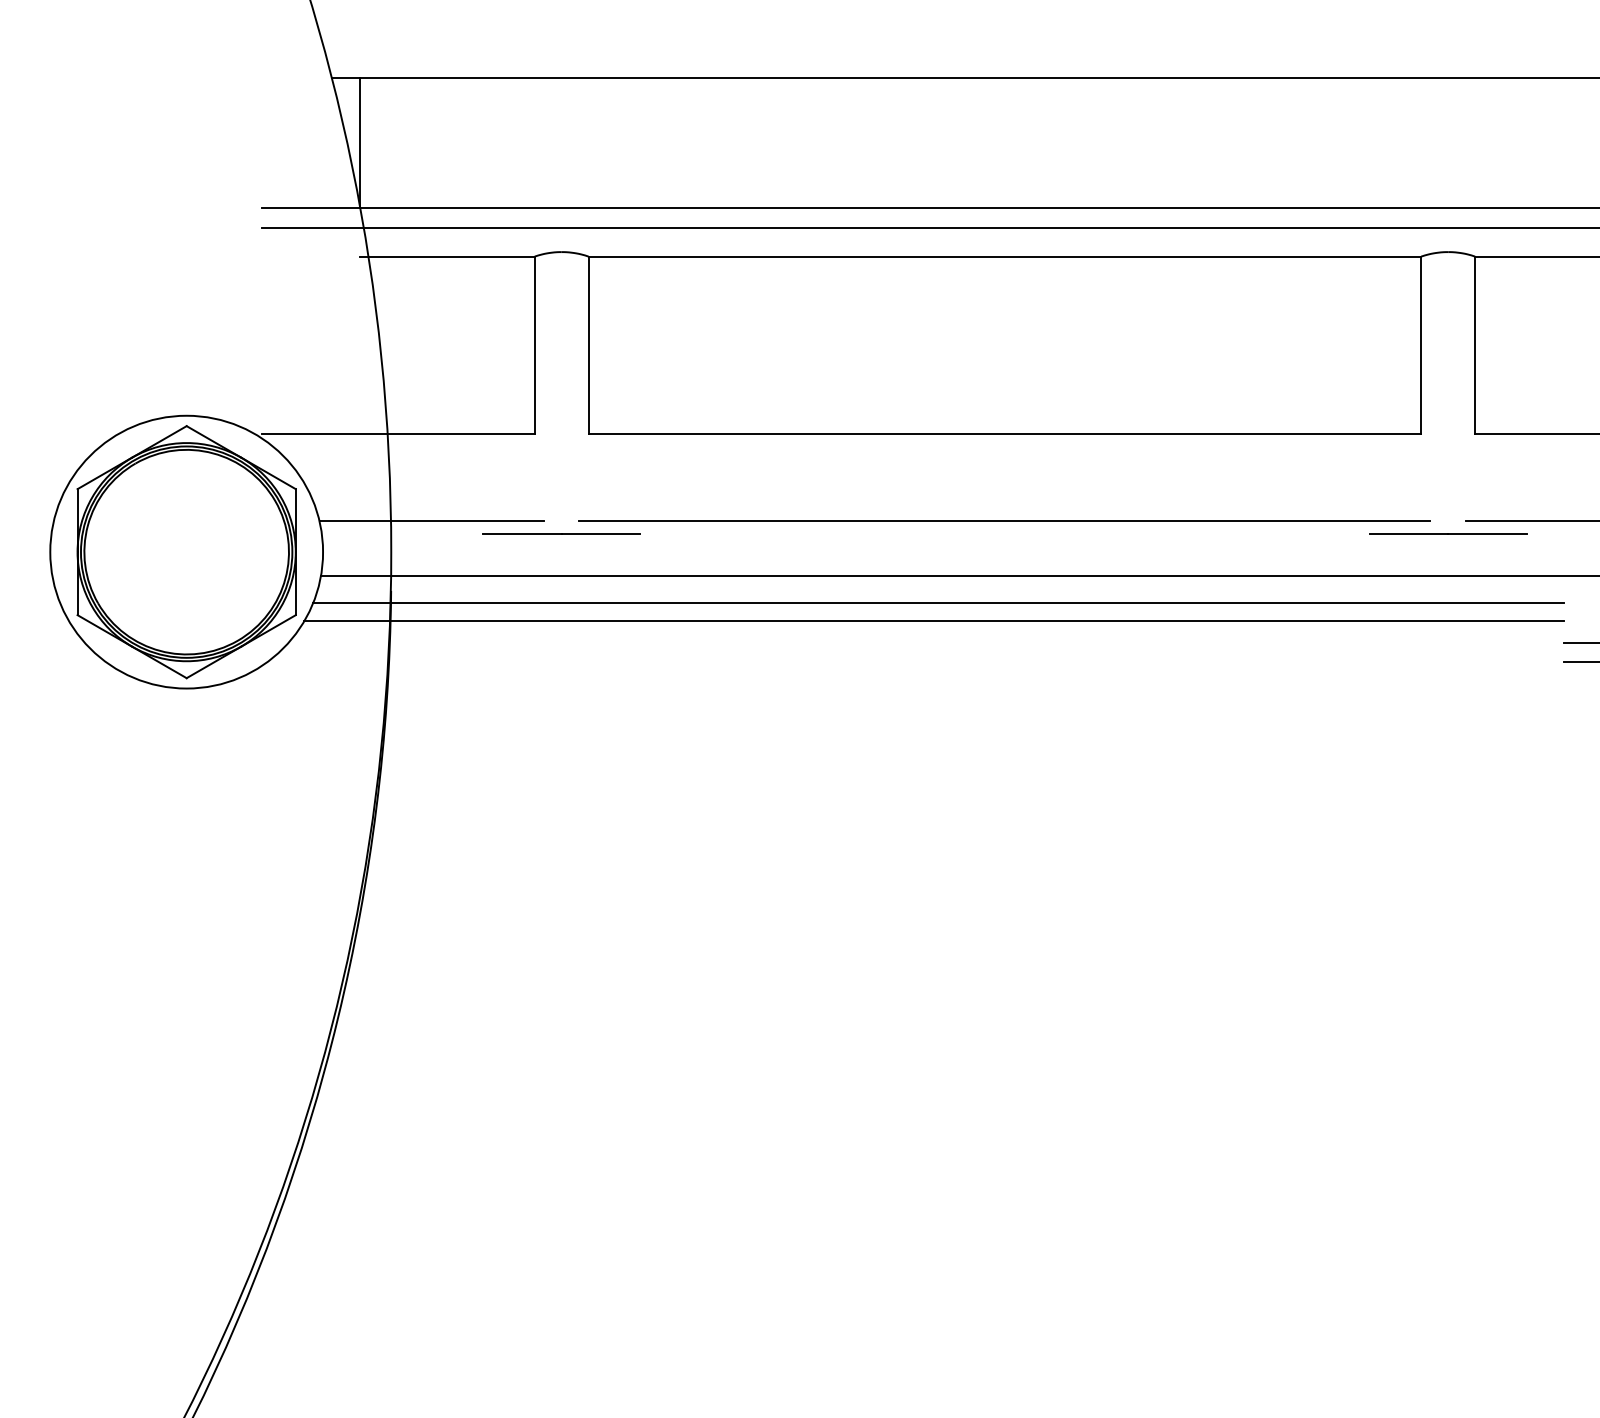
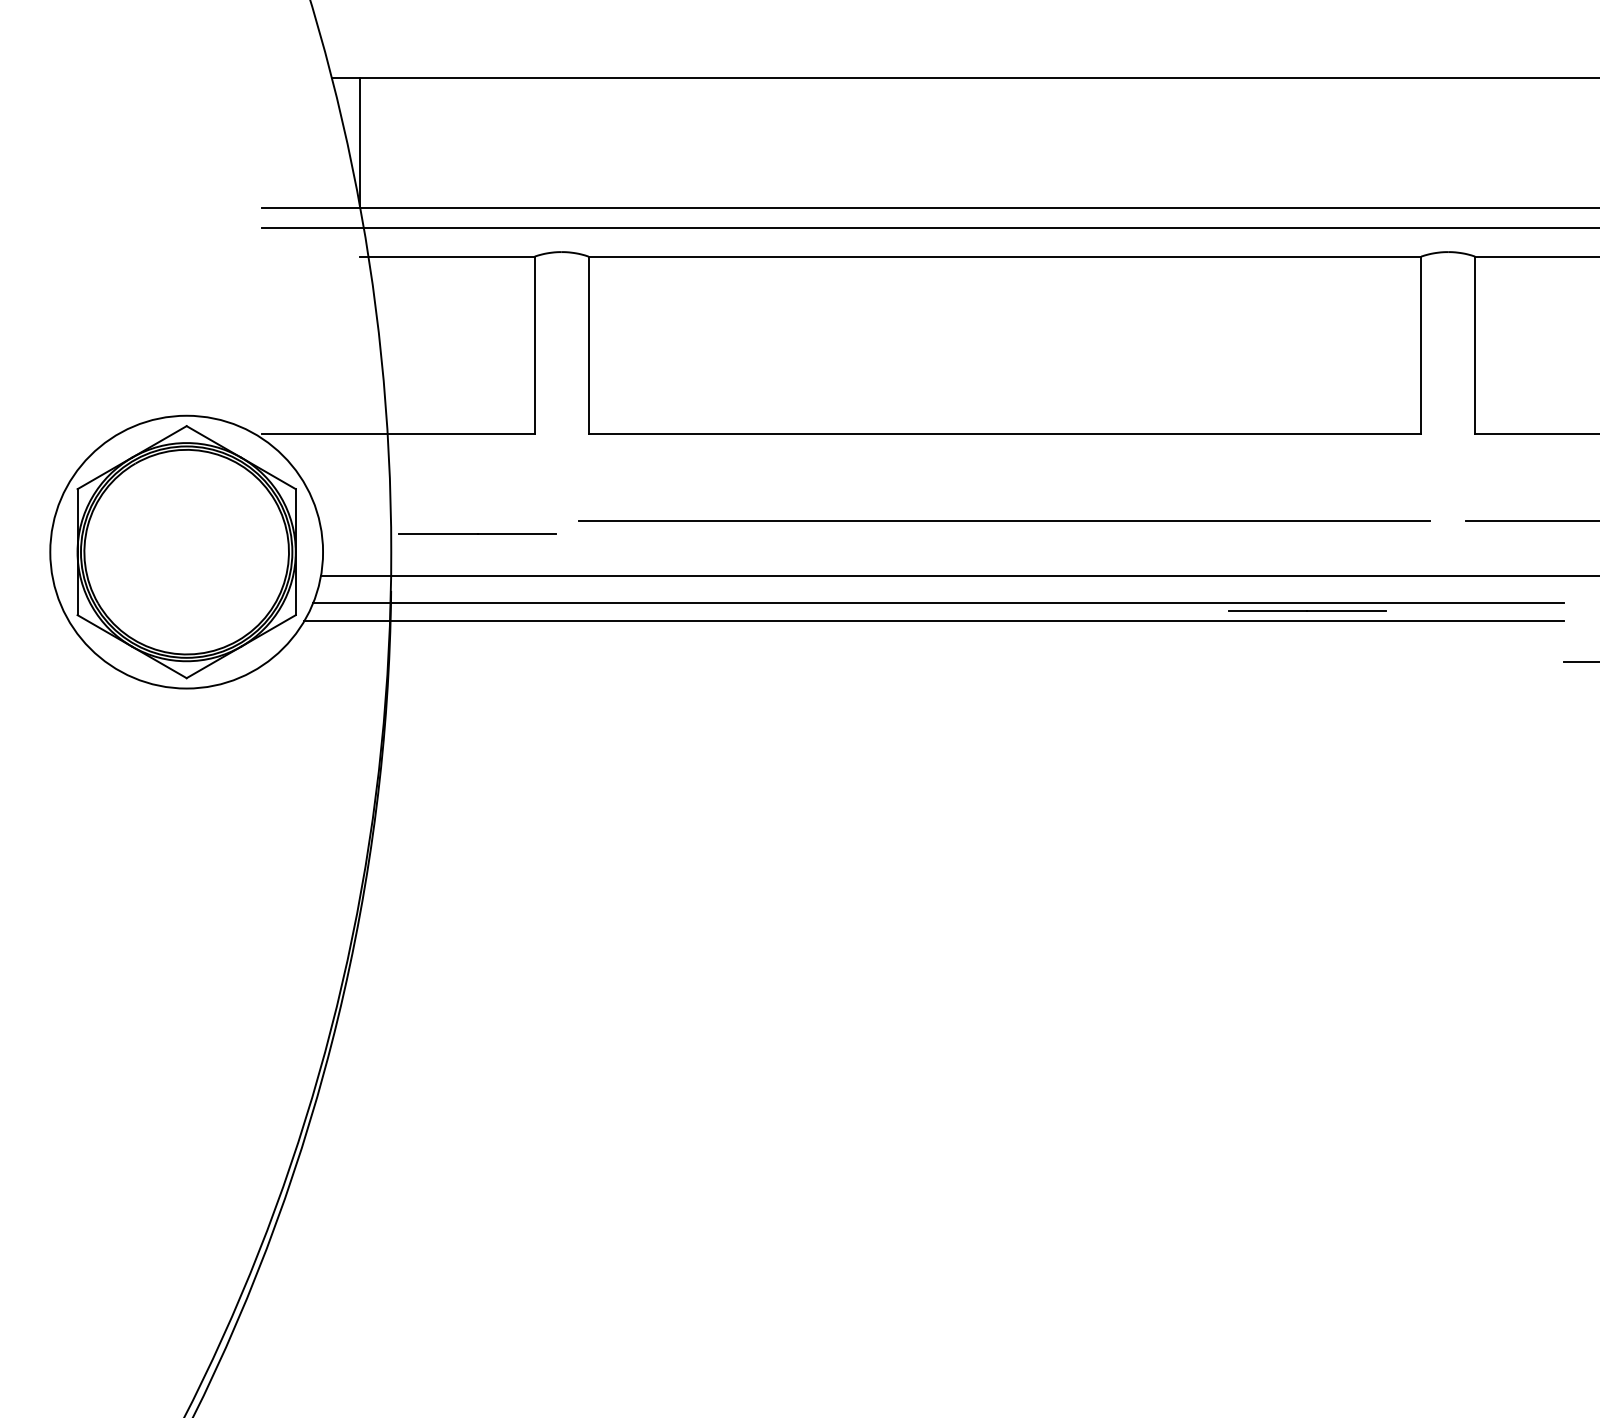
line: present -> none (431, 521)
line position: (561, 533) -> (477, 533) (477, 533)
line position: (1448, 533) -> (1307, 610) (1307, 610)
line: present -> none (1580, 643)
